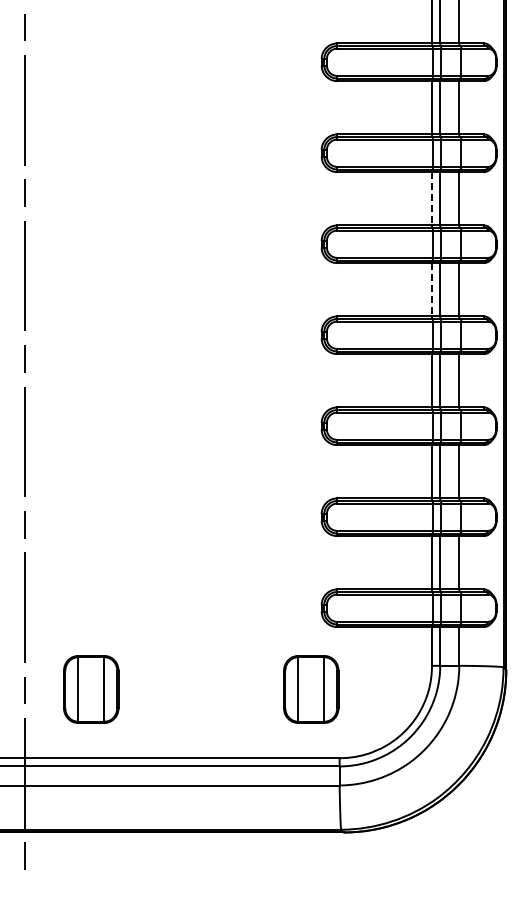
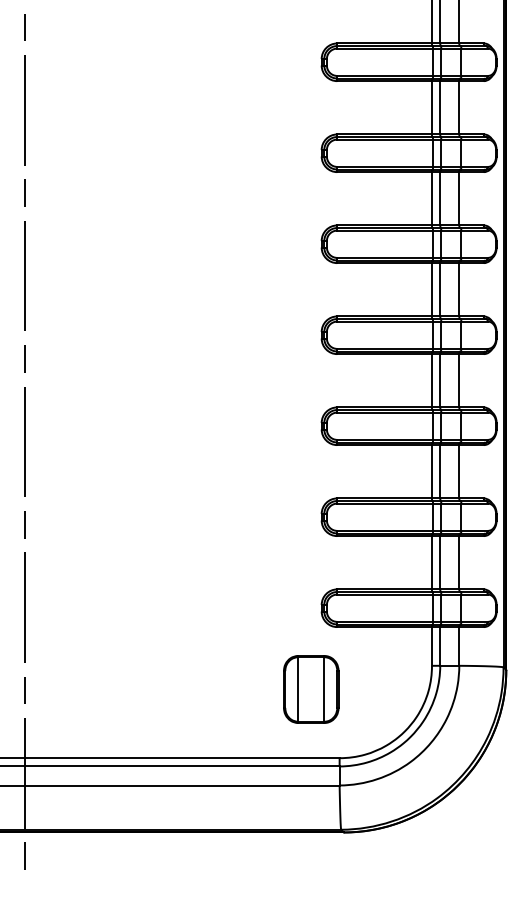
line: dashed -> solid (431, 198)
line: dashed -> solid (431, 289)
part: present -> none (91, 689)
